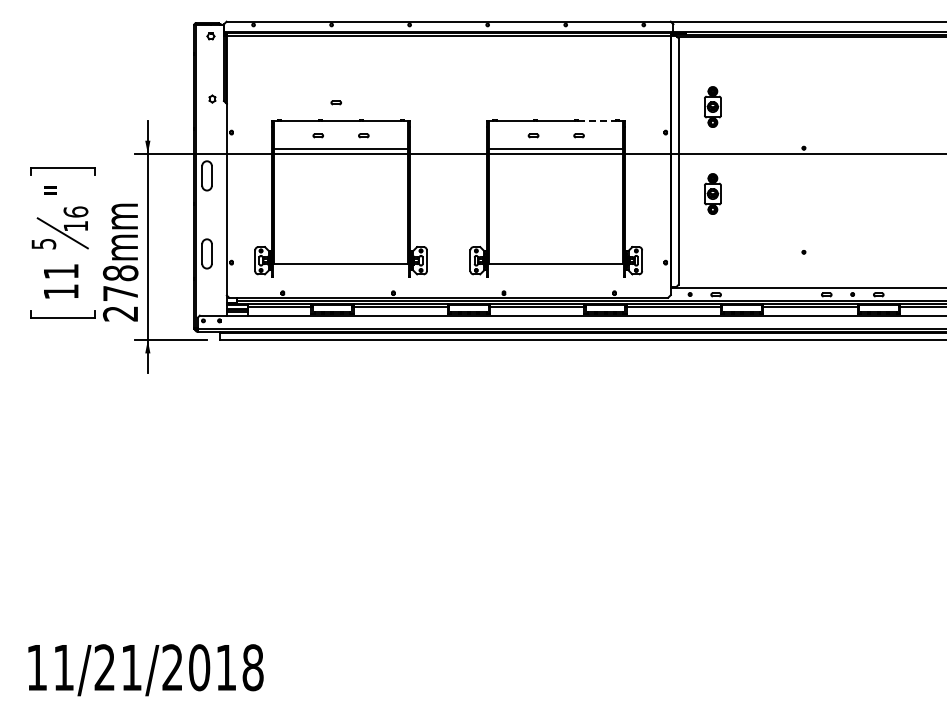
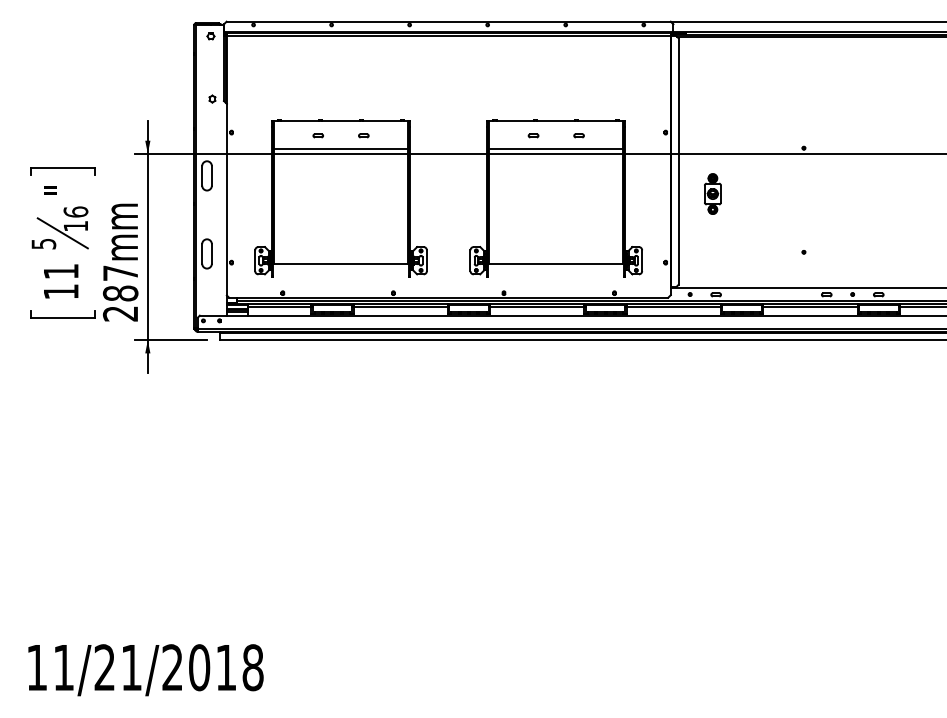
part: present -> none (335, 102)
part: present -> none (712, 106)
line: dashed -> solid (597, 120)
text: 278mm -> 287mm (120, 283)
